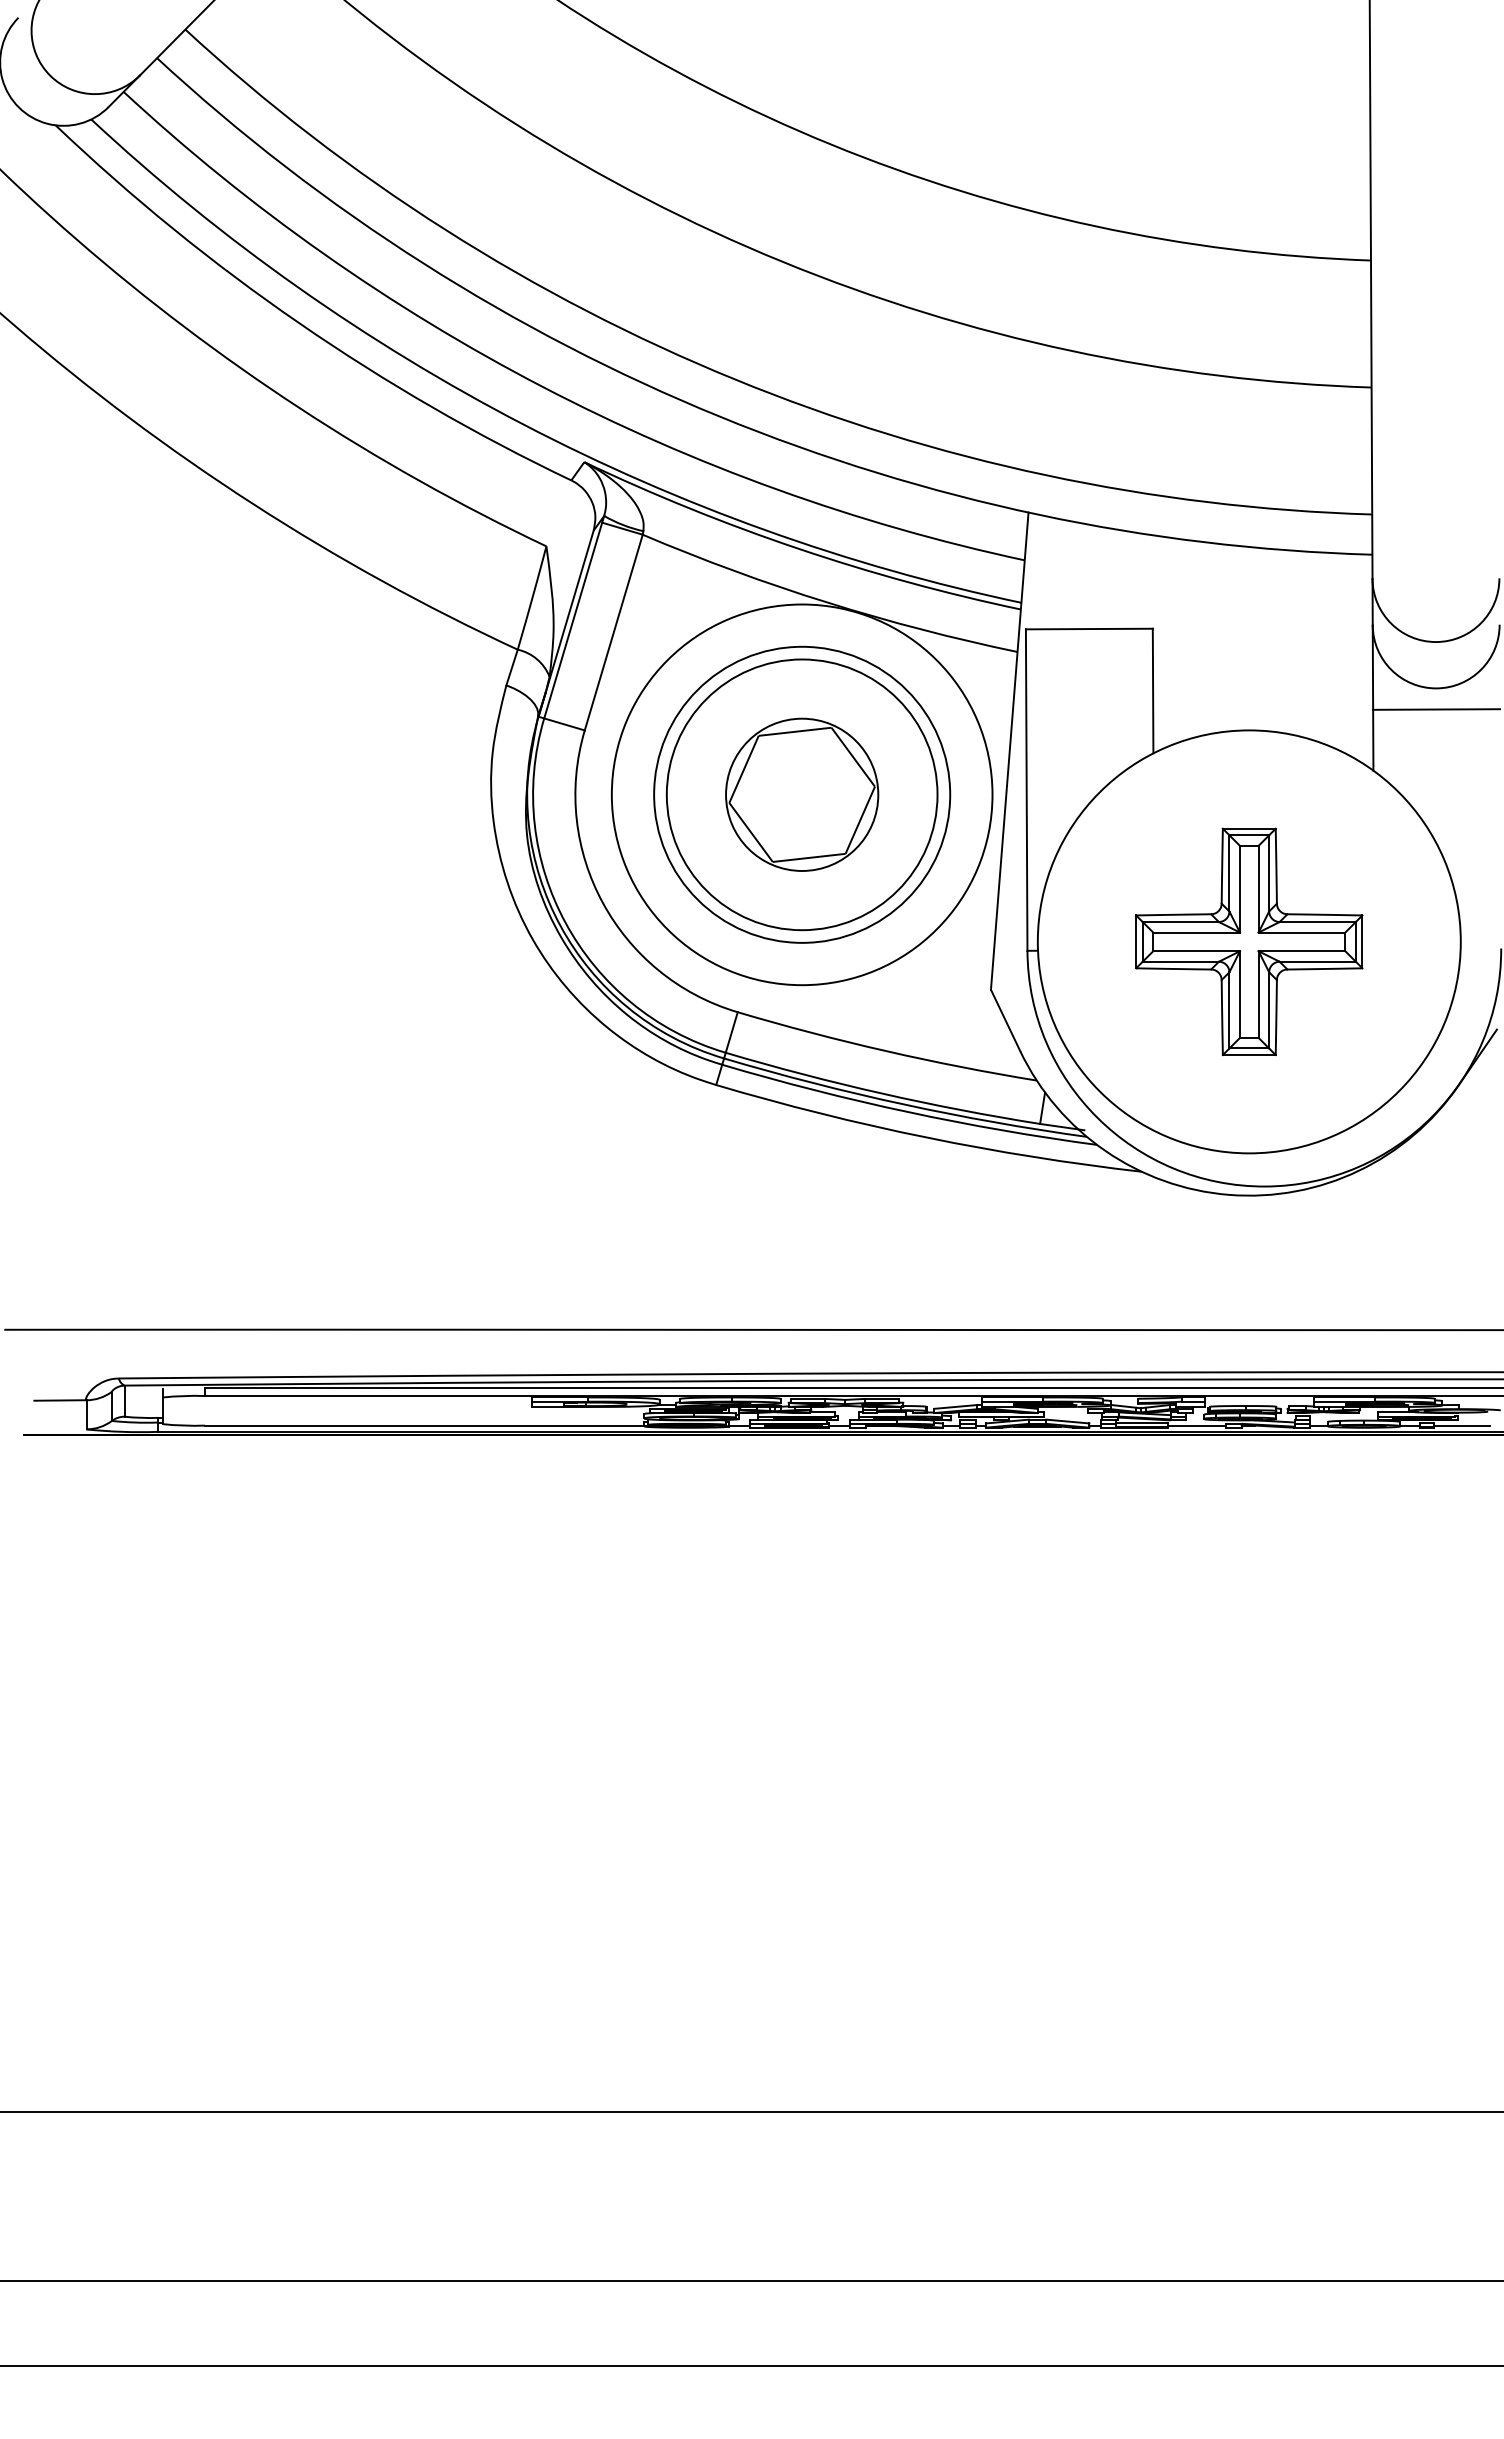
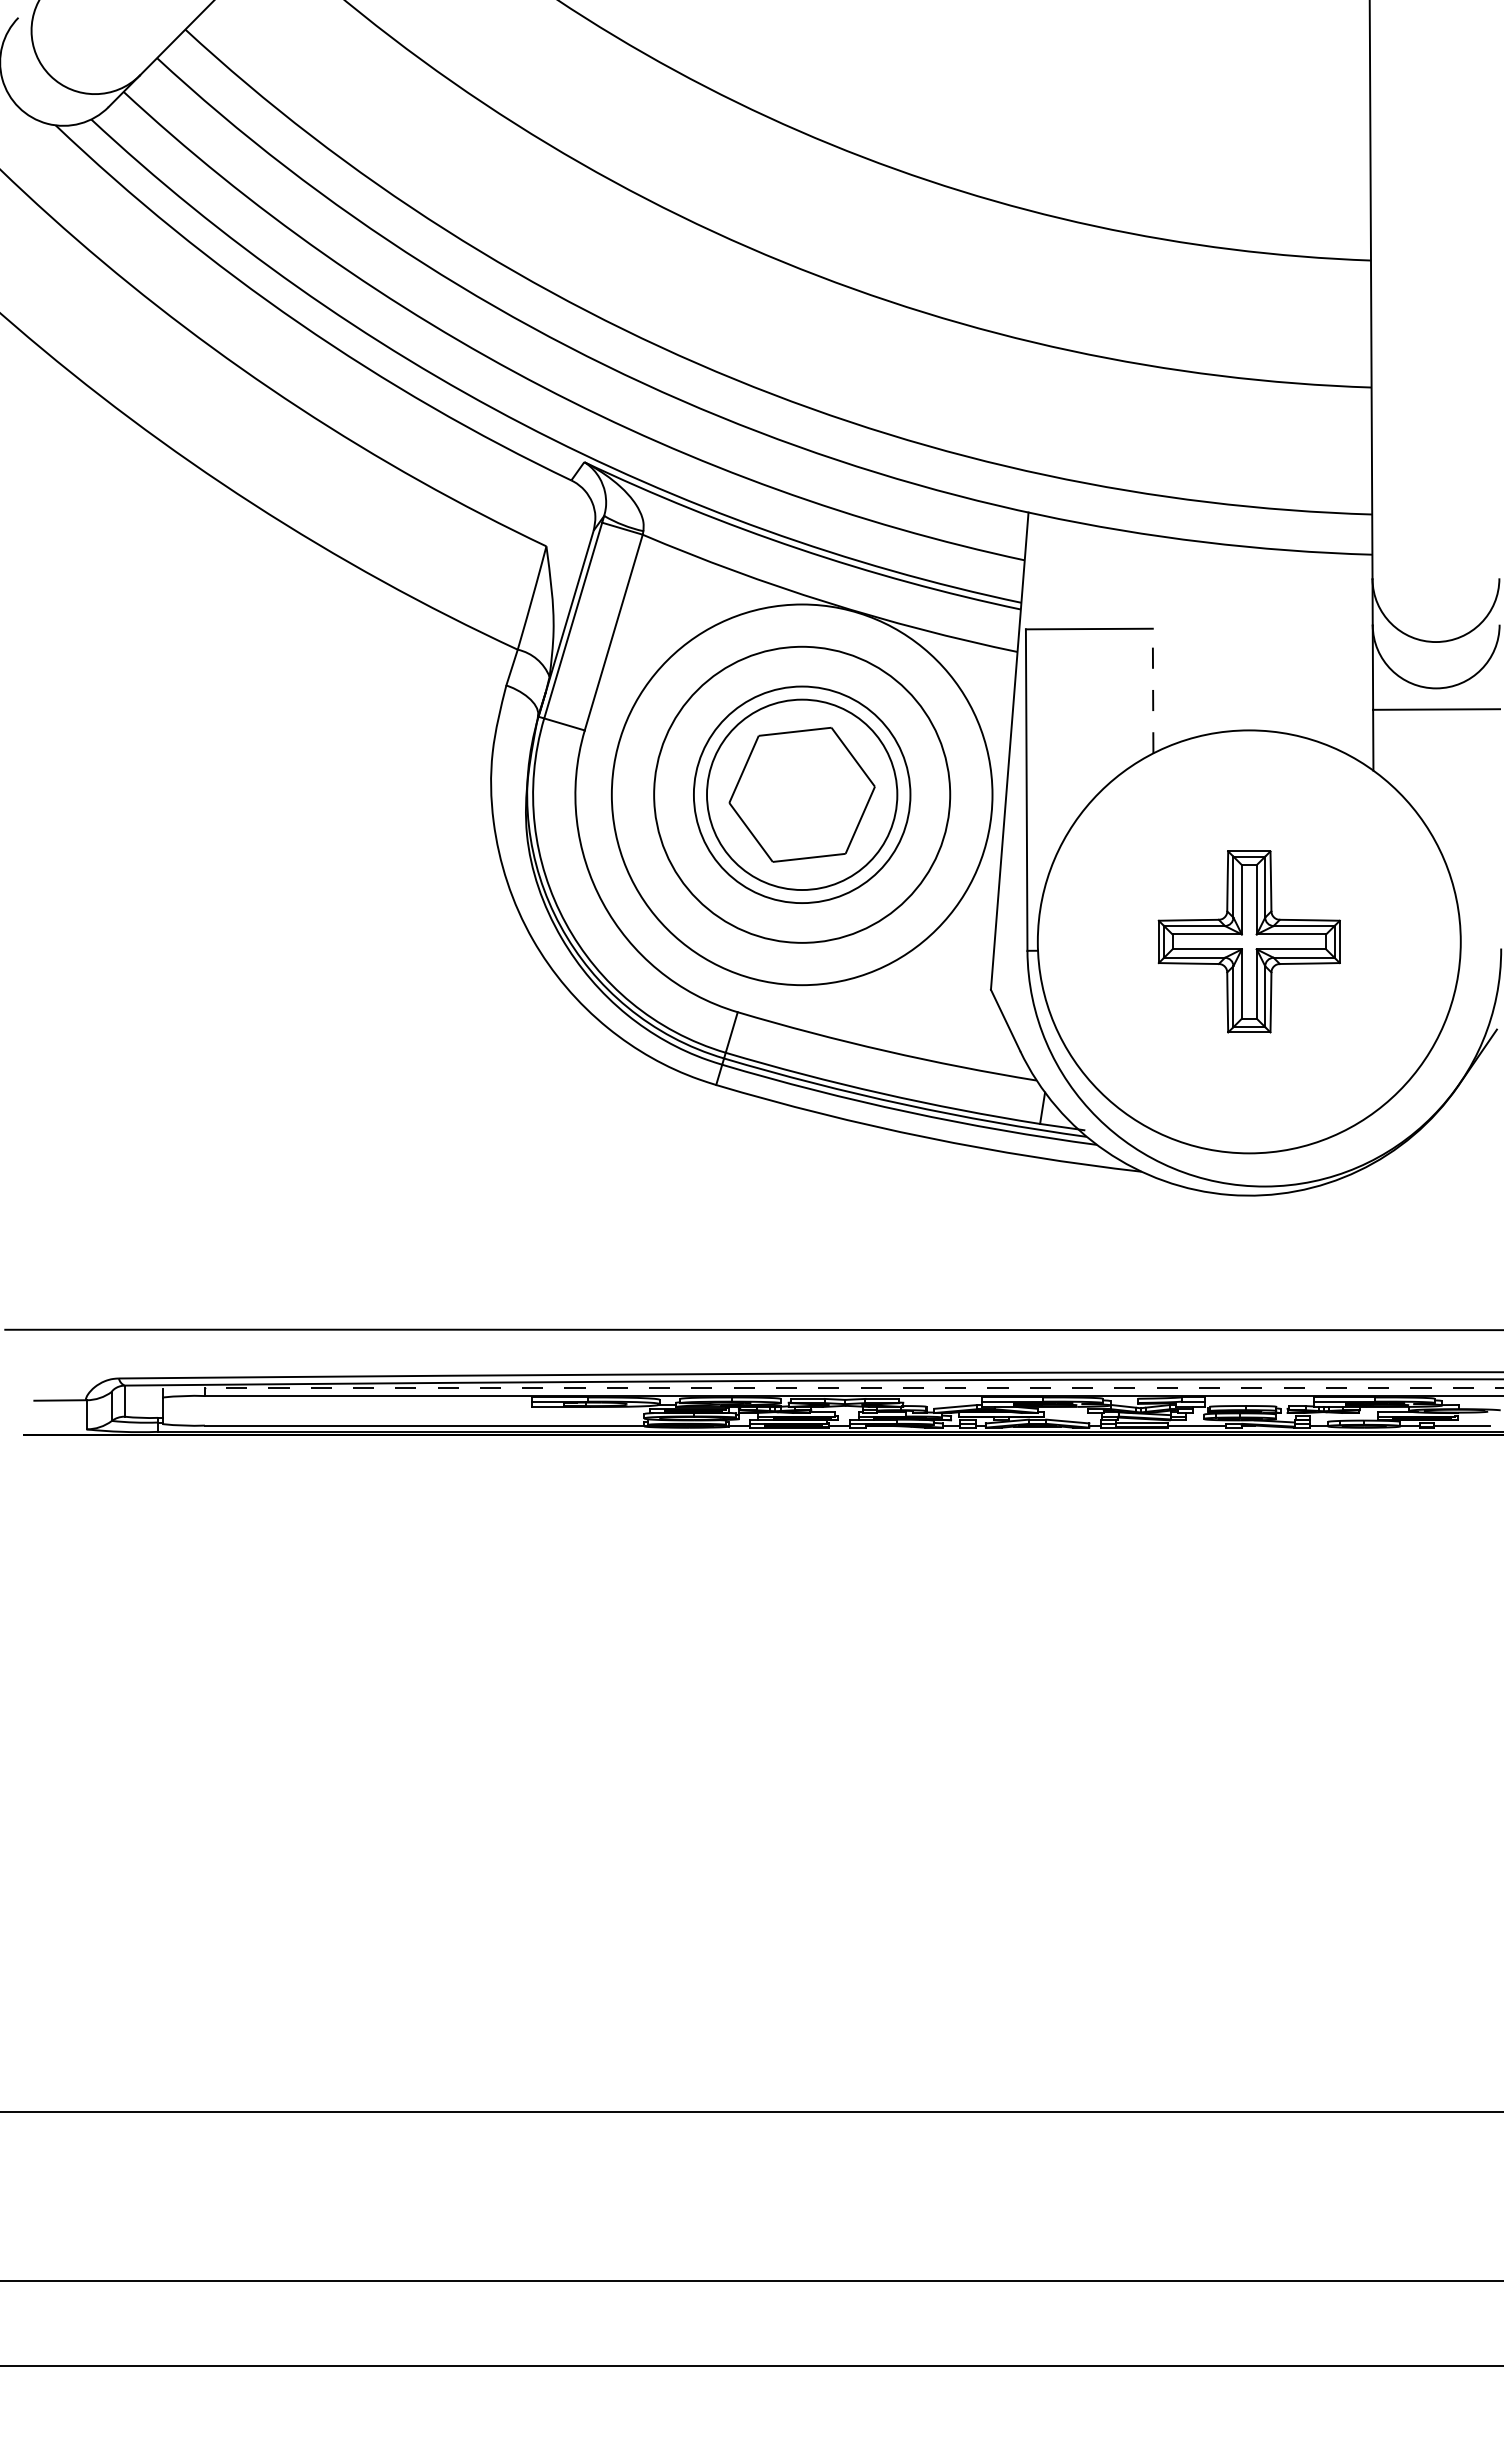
line: solid -> dashed (1153, 690)
circle diameter: 271 px -> 217 px (801, 794)
circle diameter: 152 px -> 190 px (802, 794)
part size: 229x230 px -> 184x184 px (1248, 941)
line: solid -> dashed (853, 1387)
